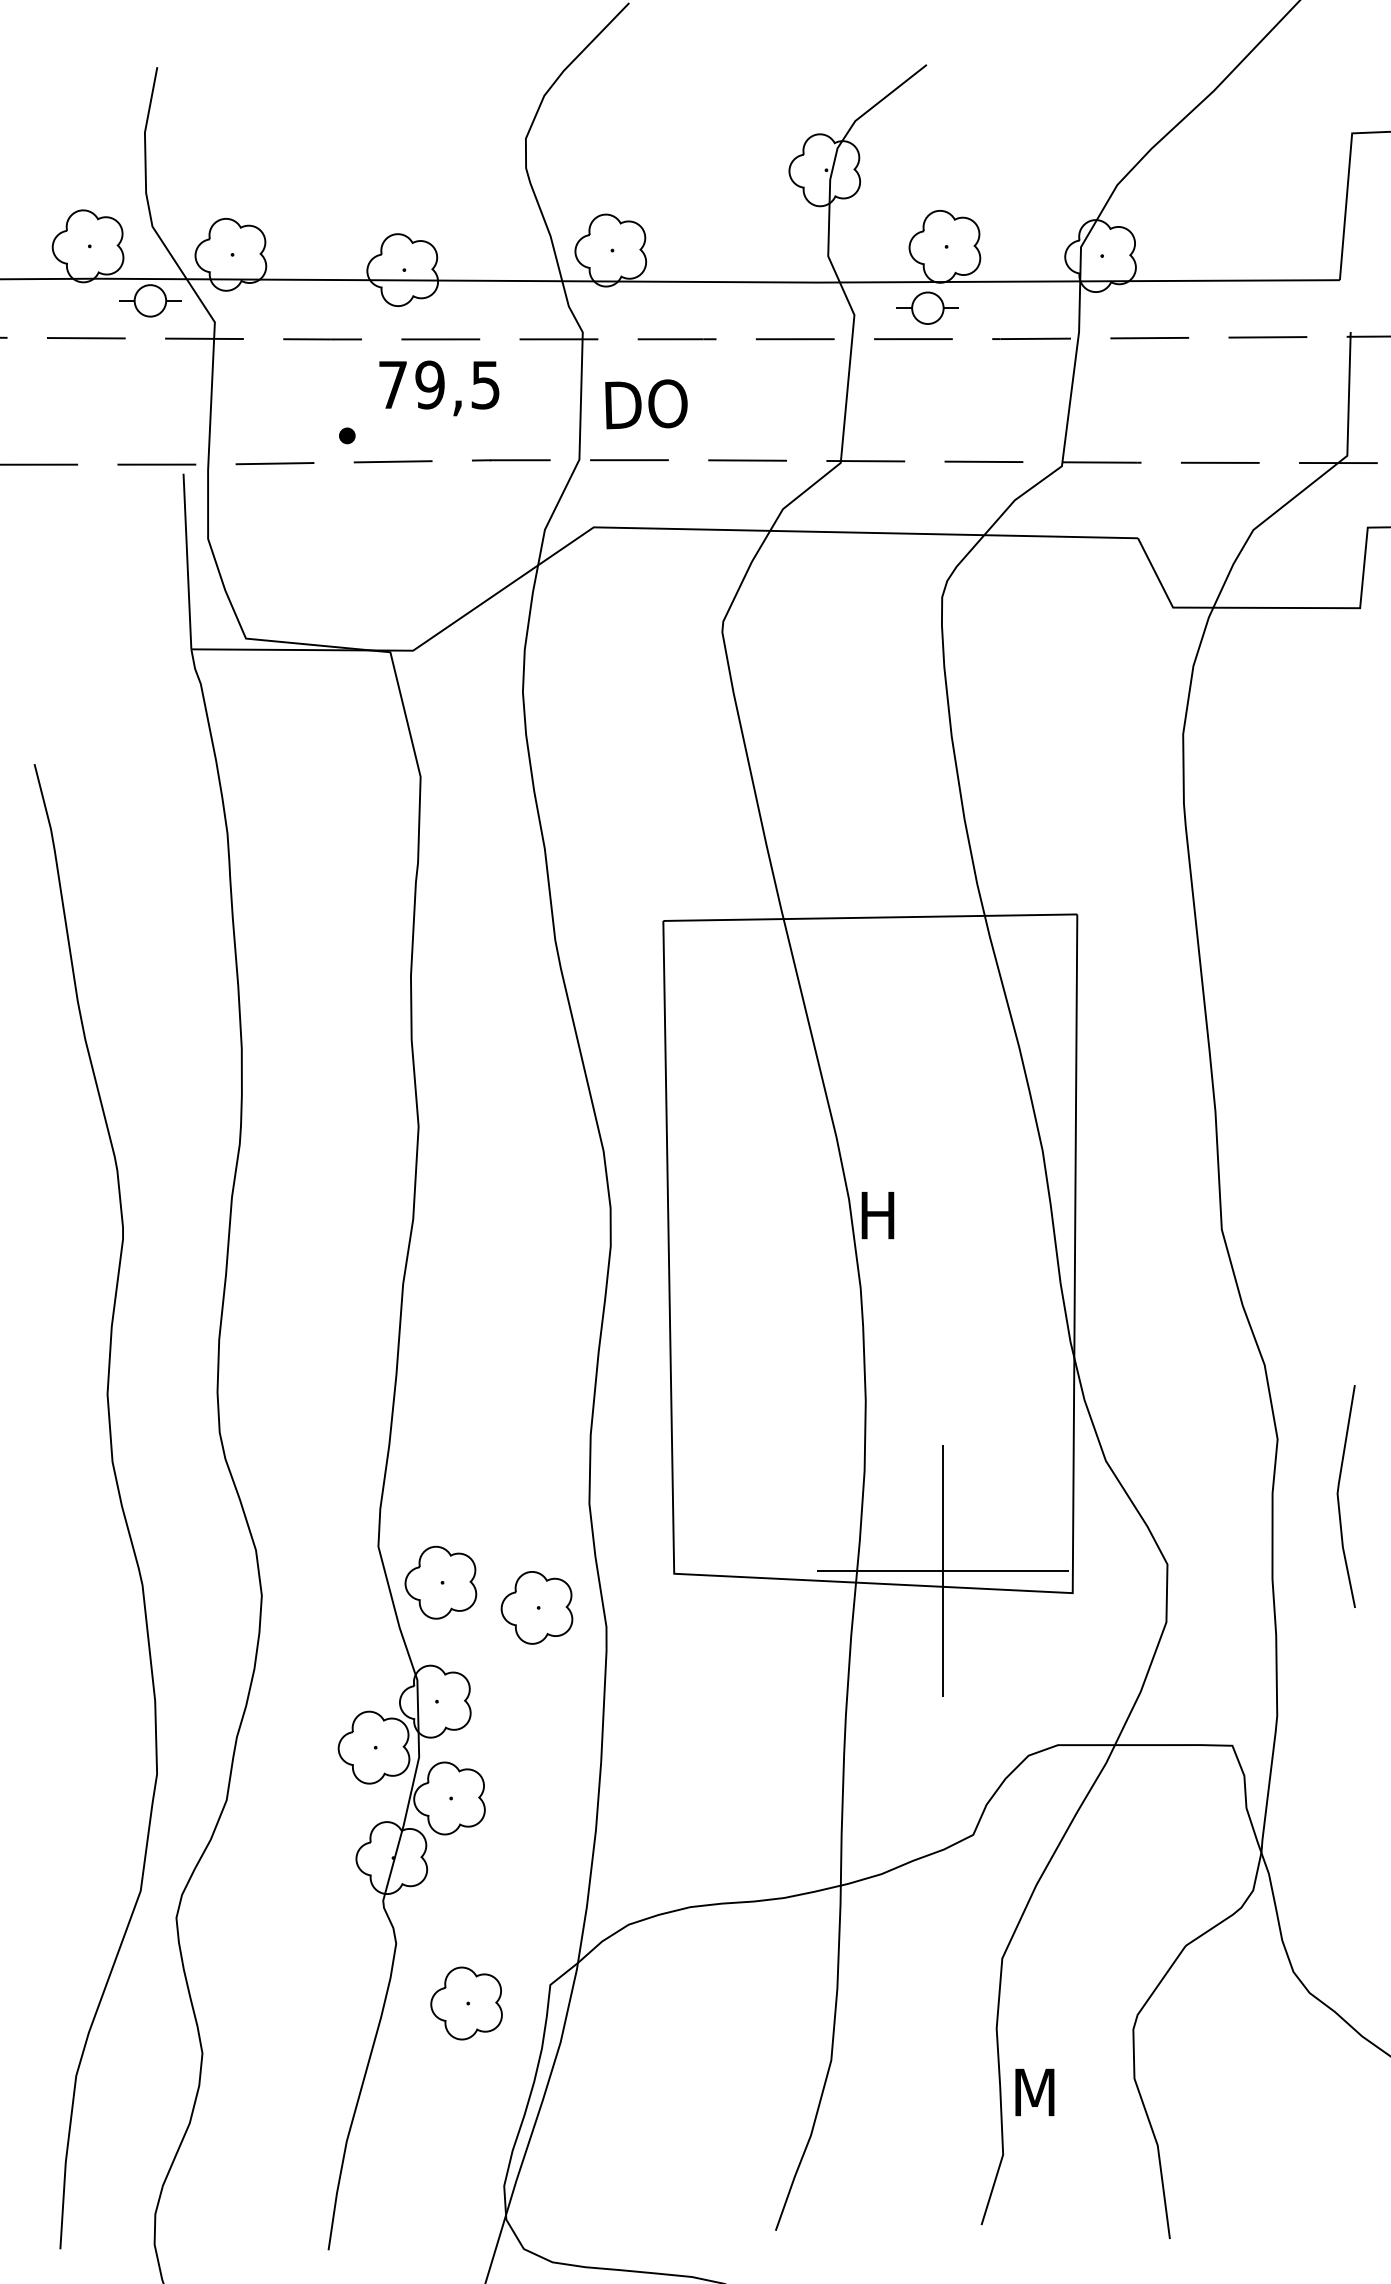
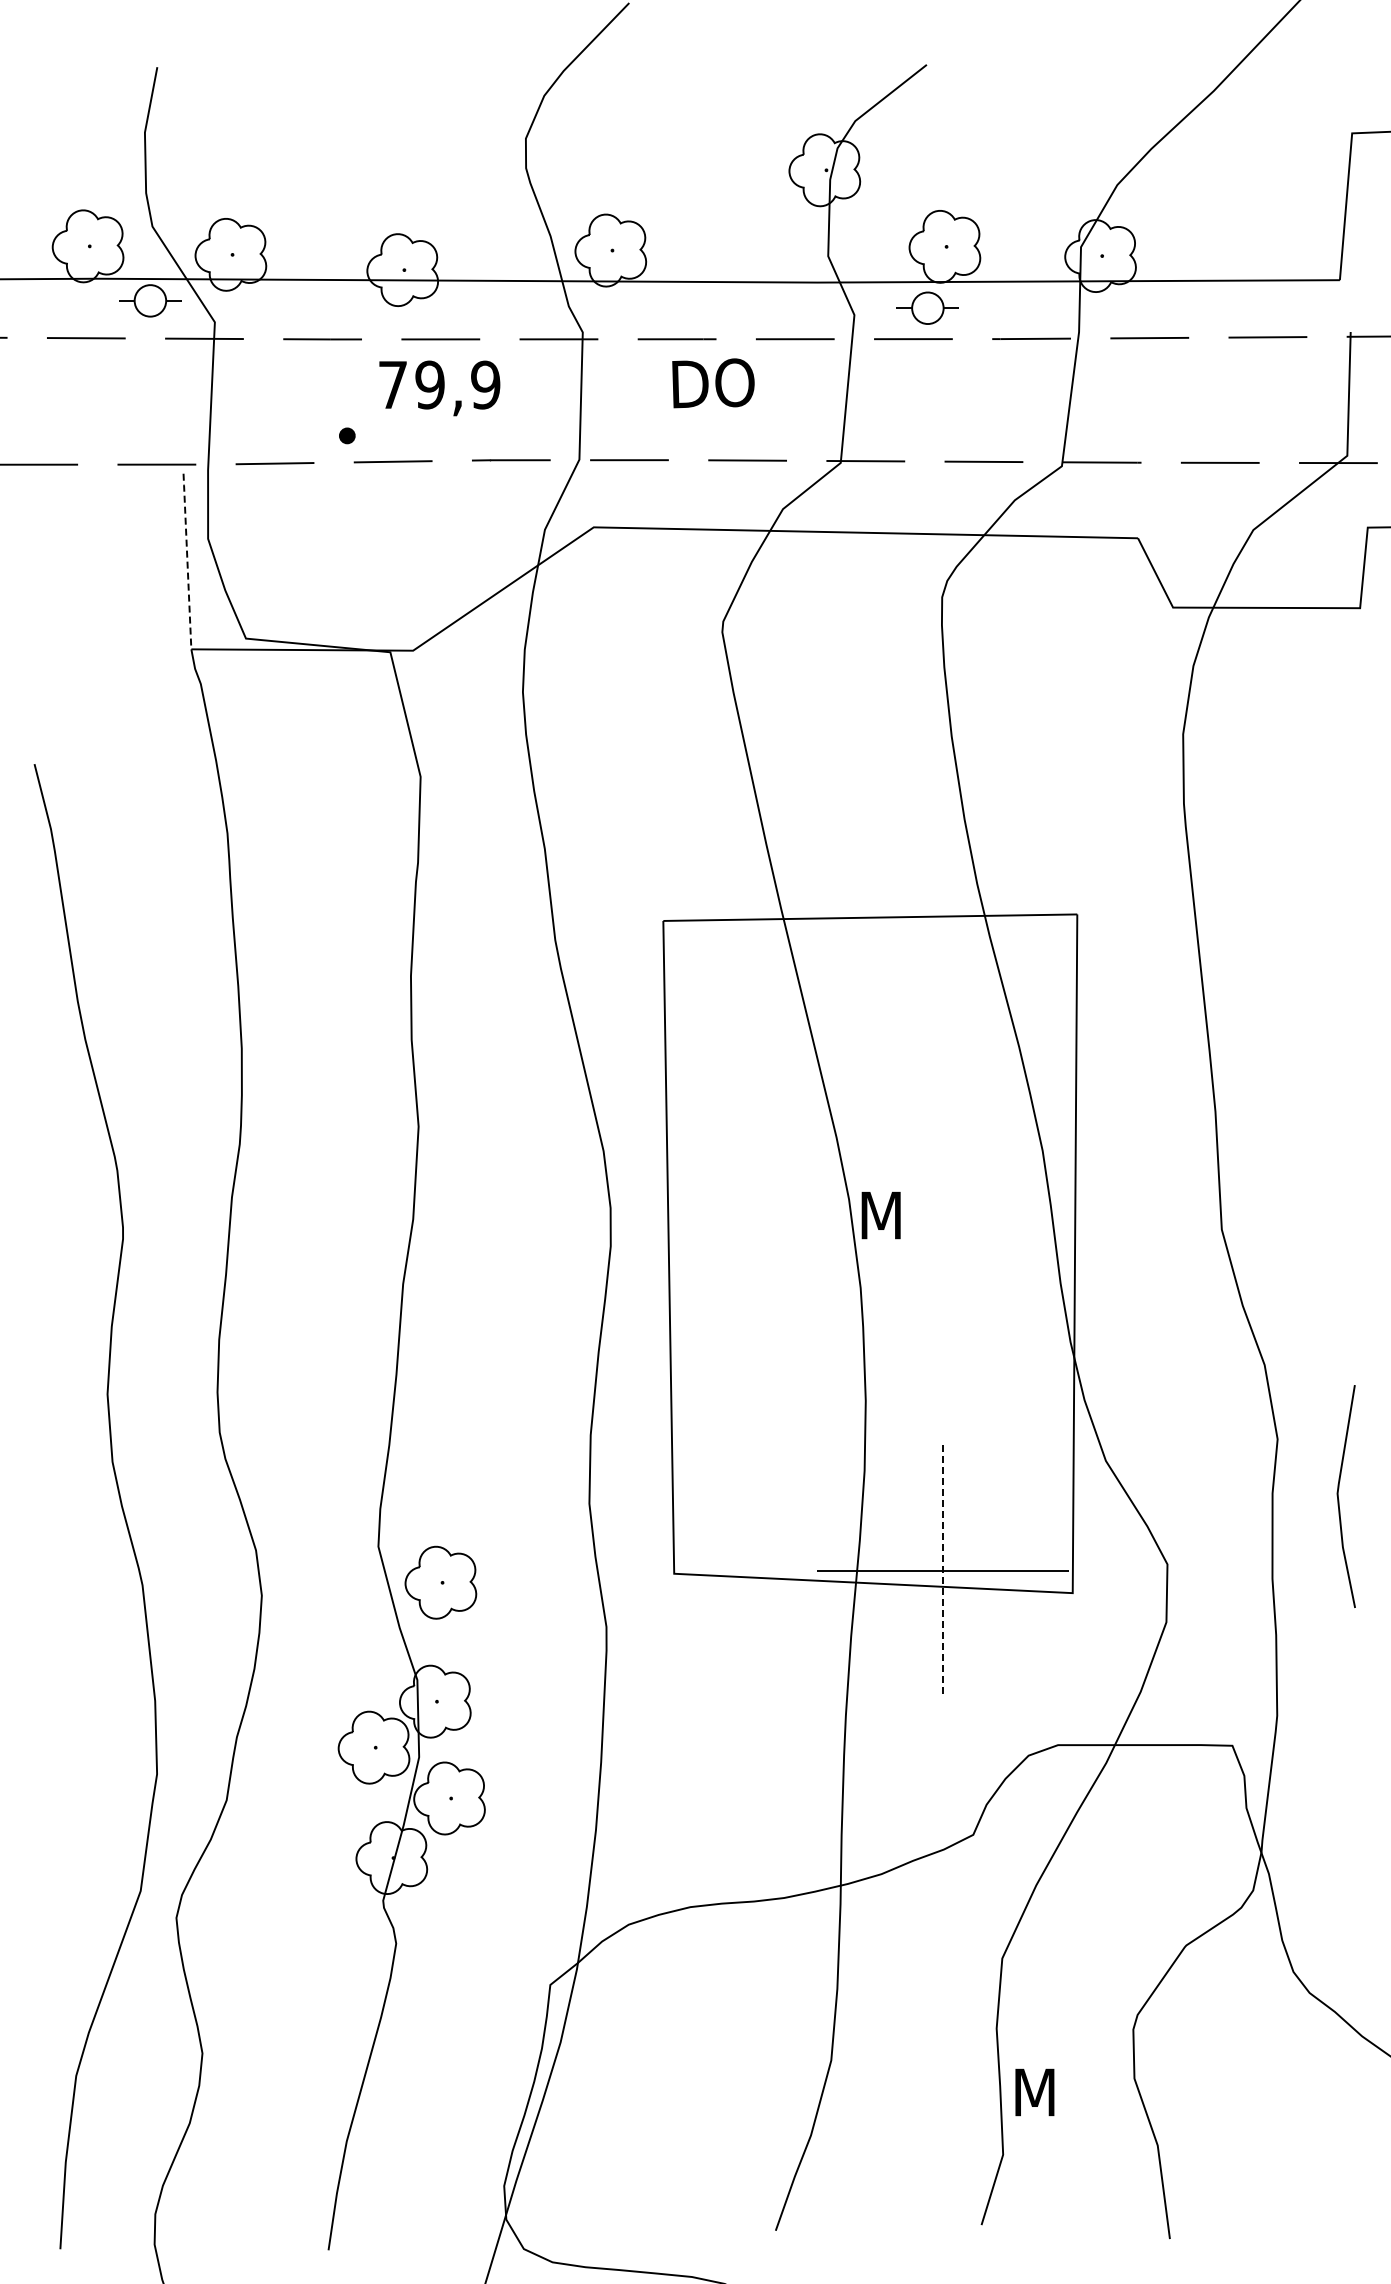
text: 79,5 -> 79,9 (485, 384)
text position: (646, 404) -> (713, 383) (713, 383)
line: solid -> dashed (187, 560)
text: H -> M (883, 1215)
line: solid -> dashed (943, 1571)
part: present -> none (536, 1607)
part: present -> none (466, 2003)
